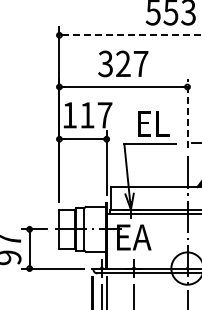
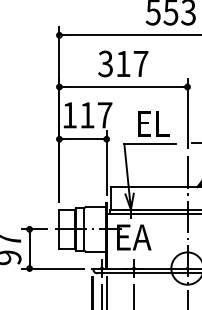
line: dashed -> solid (132, 35)
text: 327 -> 317 (123, 63)
line: dashed -> solid (187, 113)
